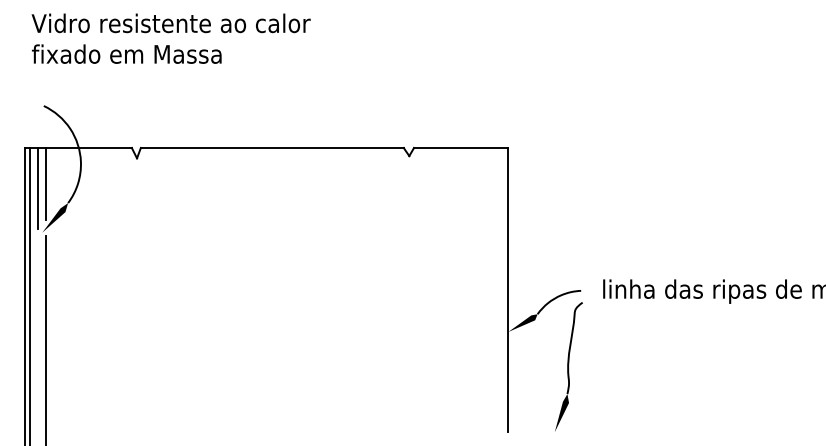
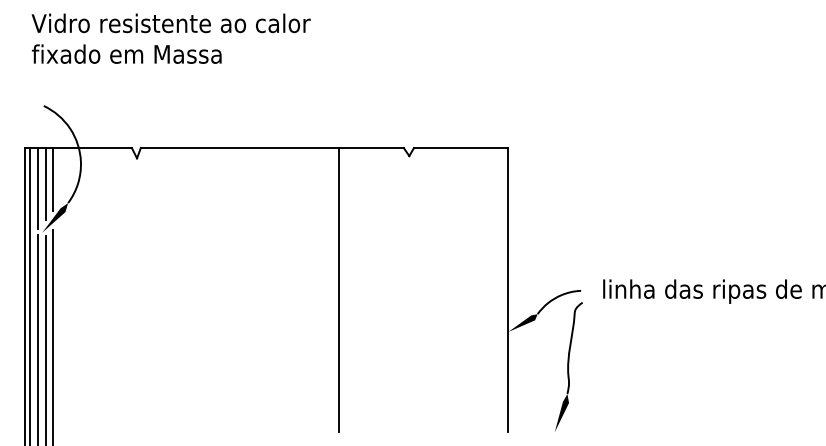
line: none -> present (53, 179)
line: none -> present (338, 290)
line: none -> present (53, 336)
line: none -> present (38, 338)
